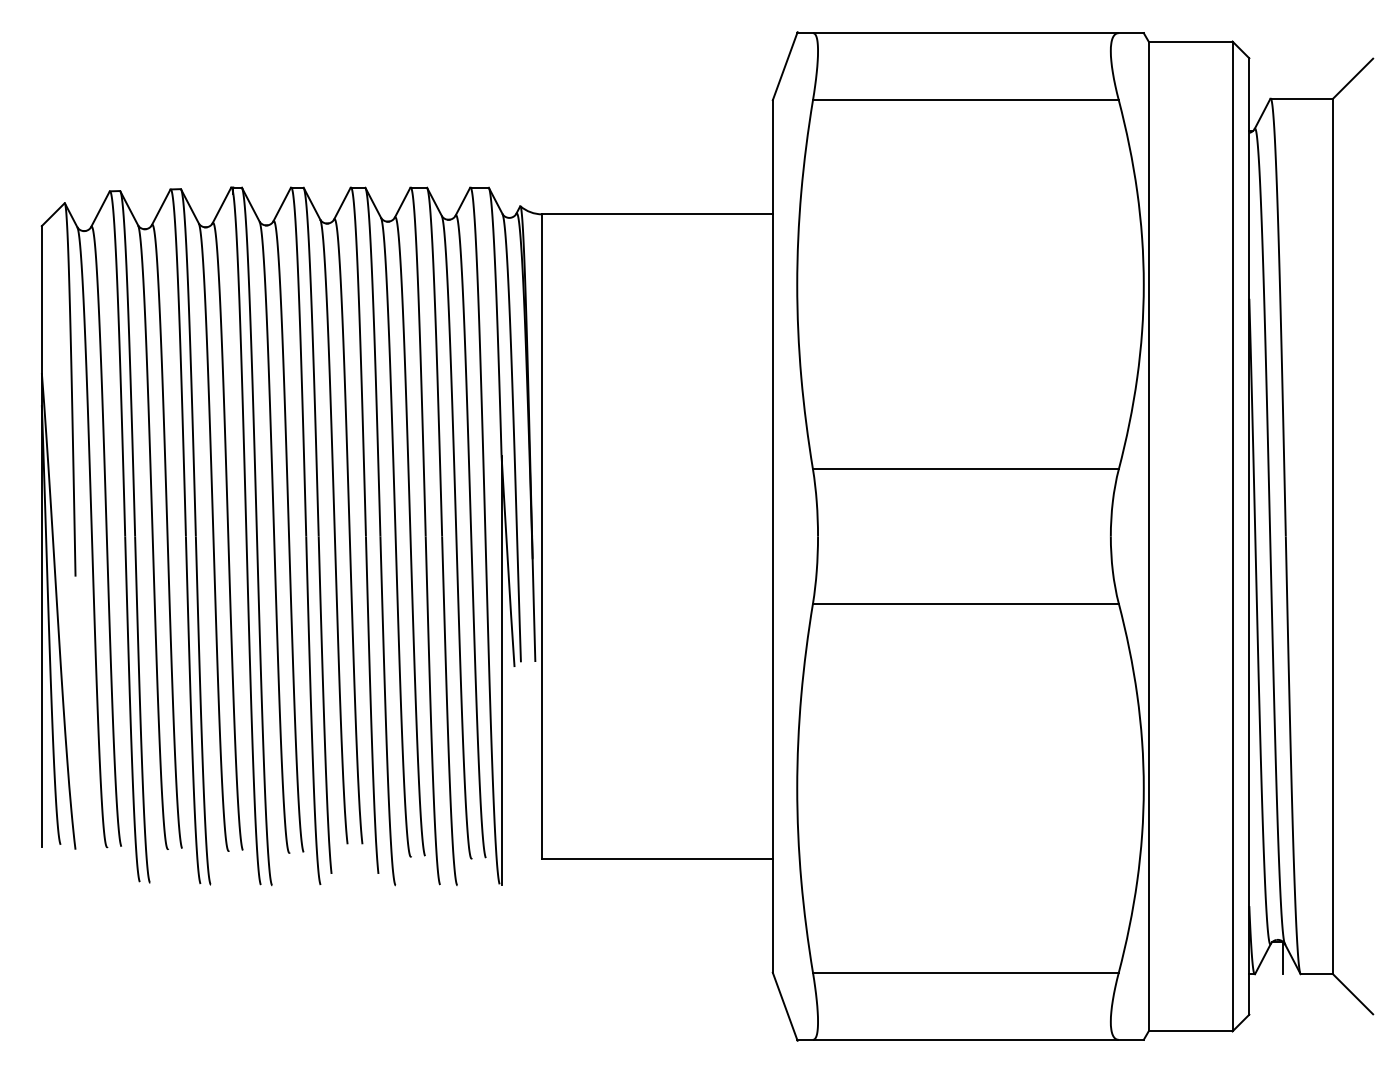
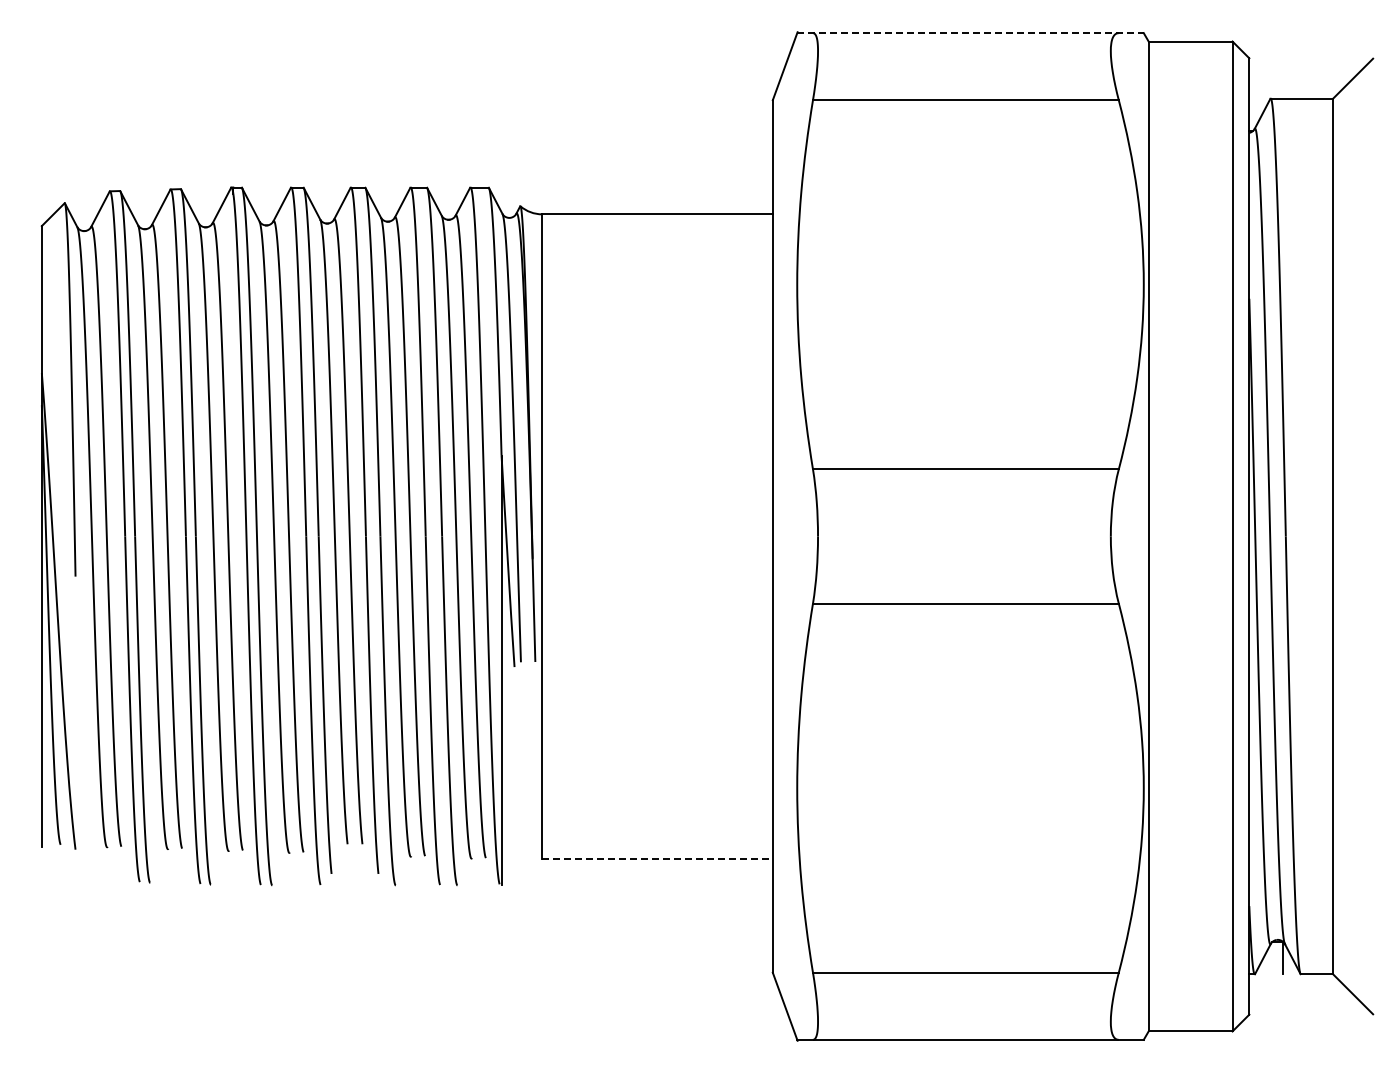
line: solid -> dashed (971, 33)
line: solid -> dashed (658, 858)
